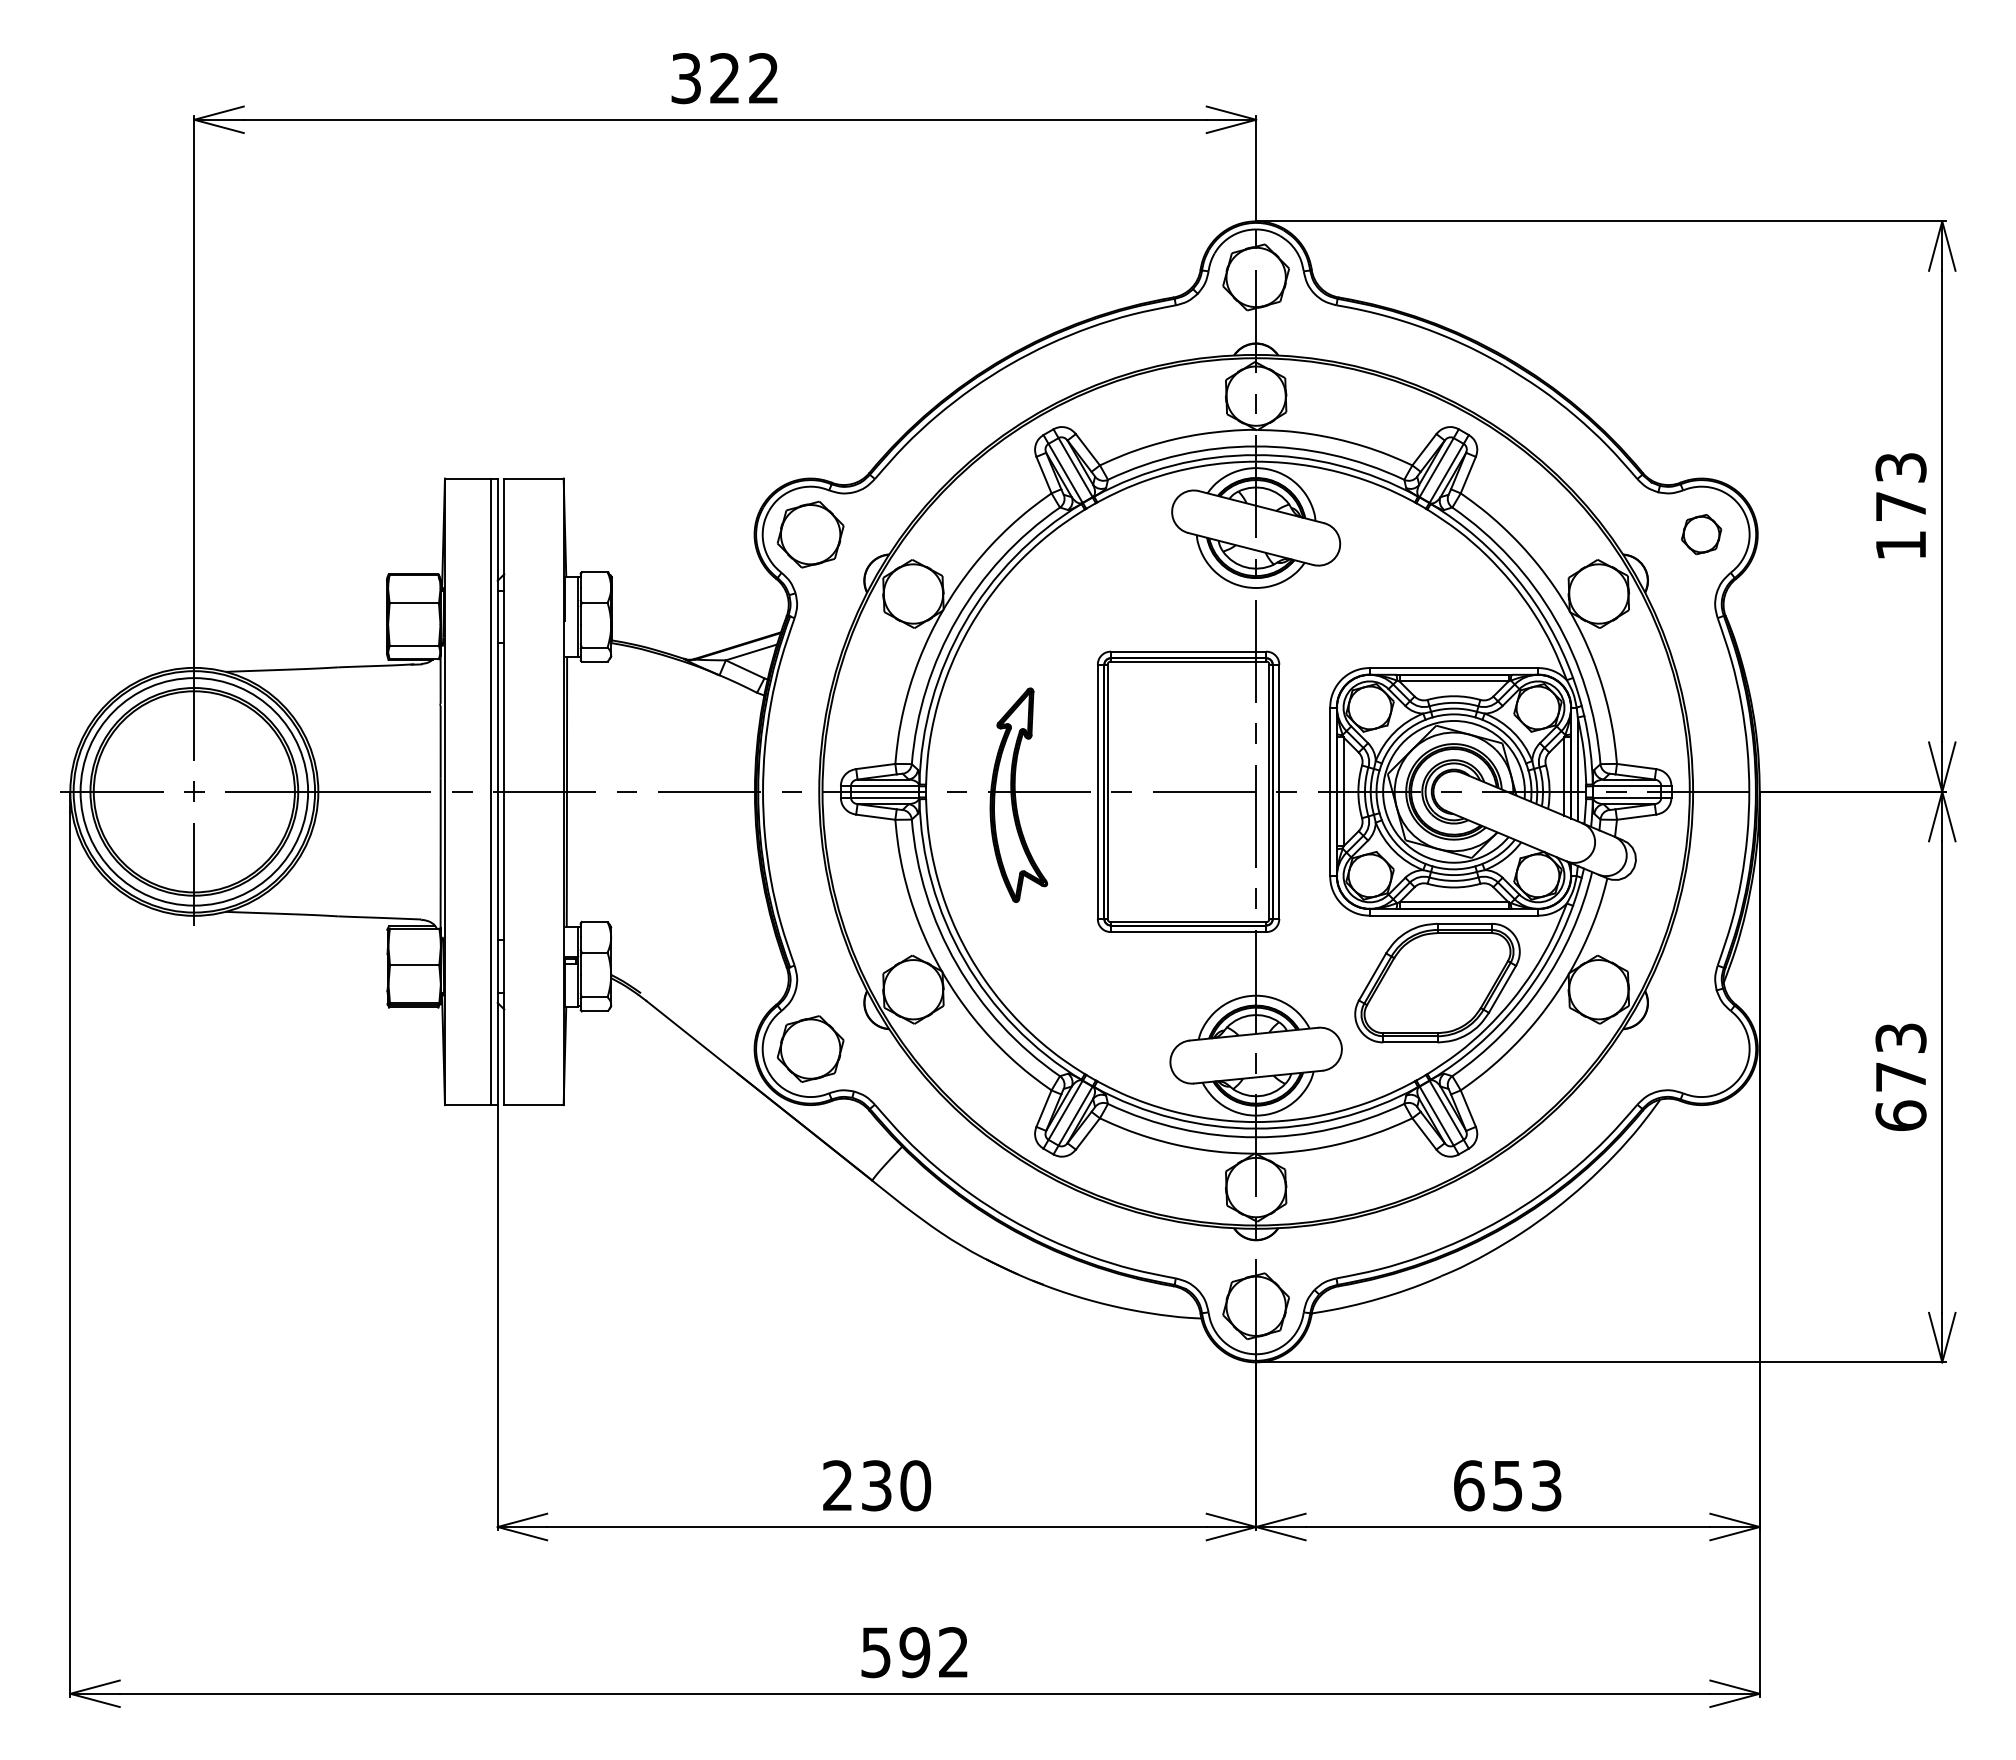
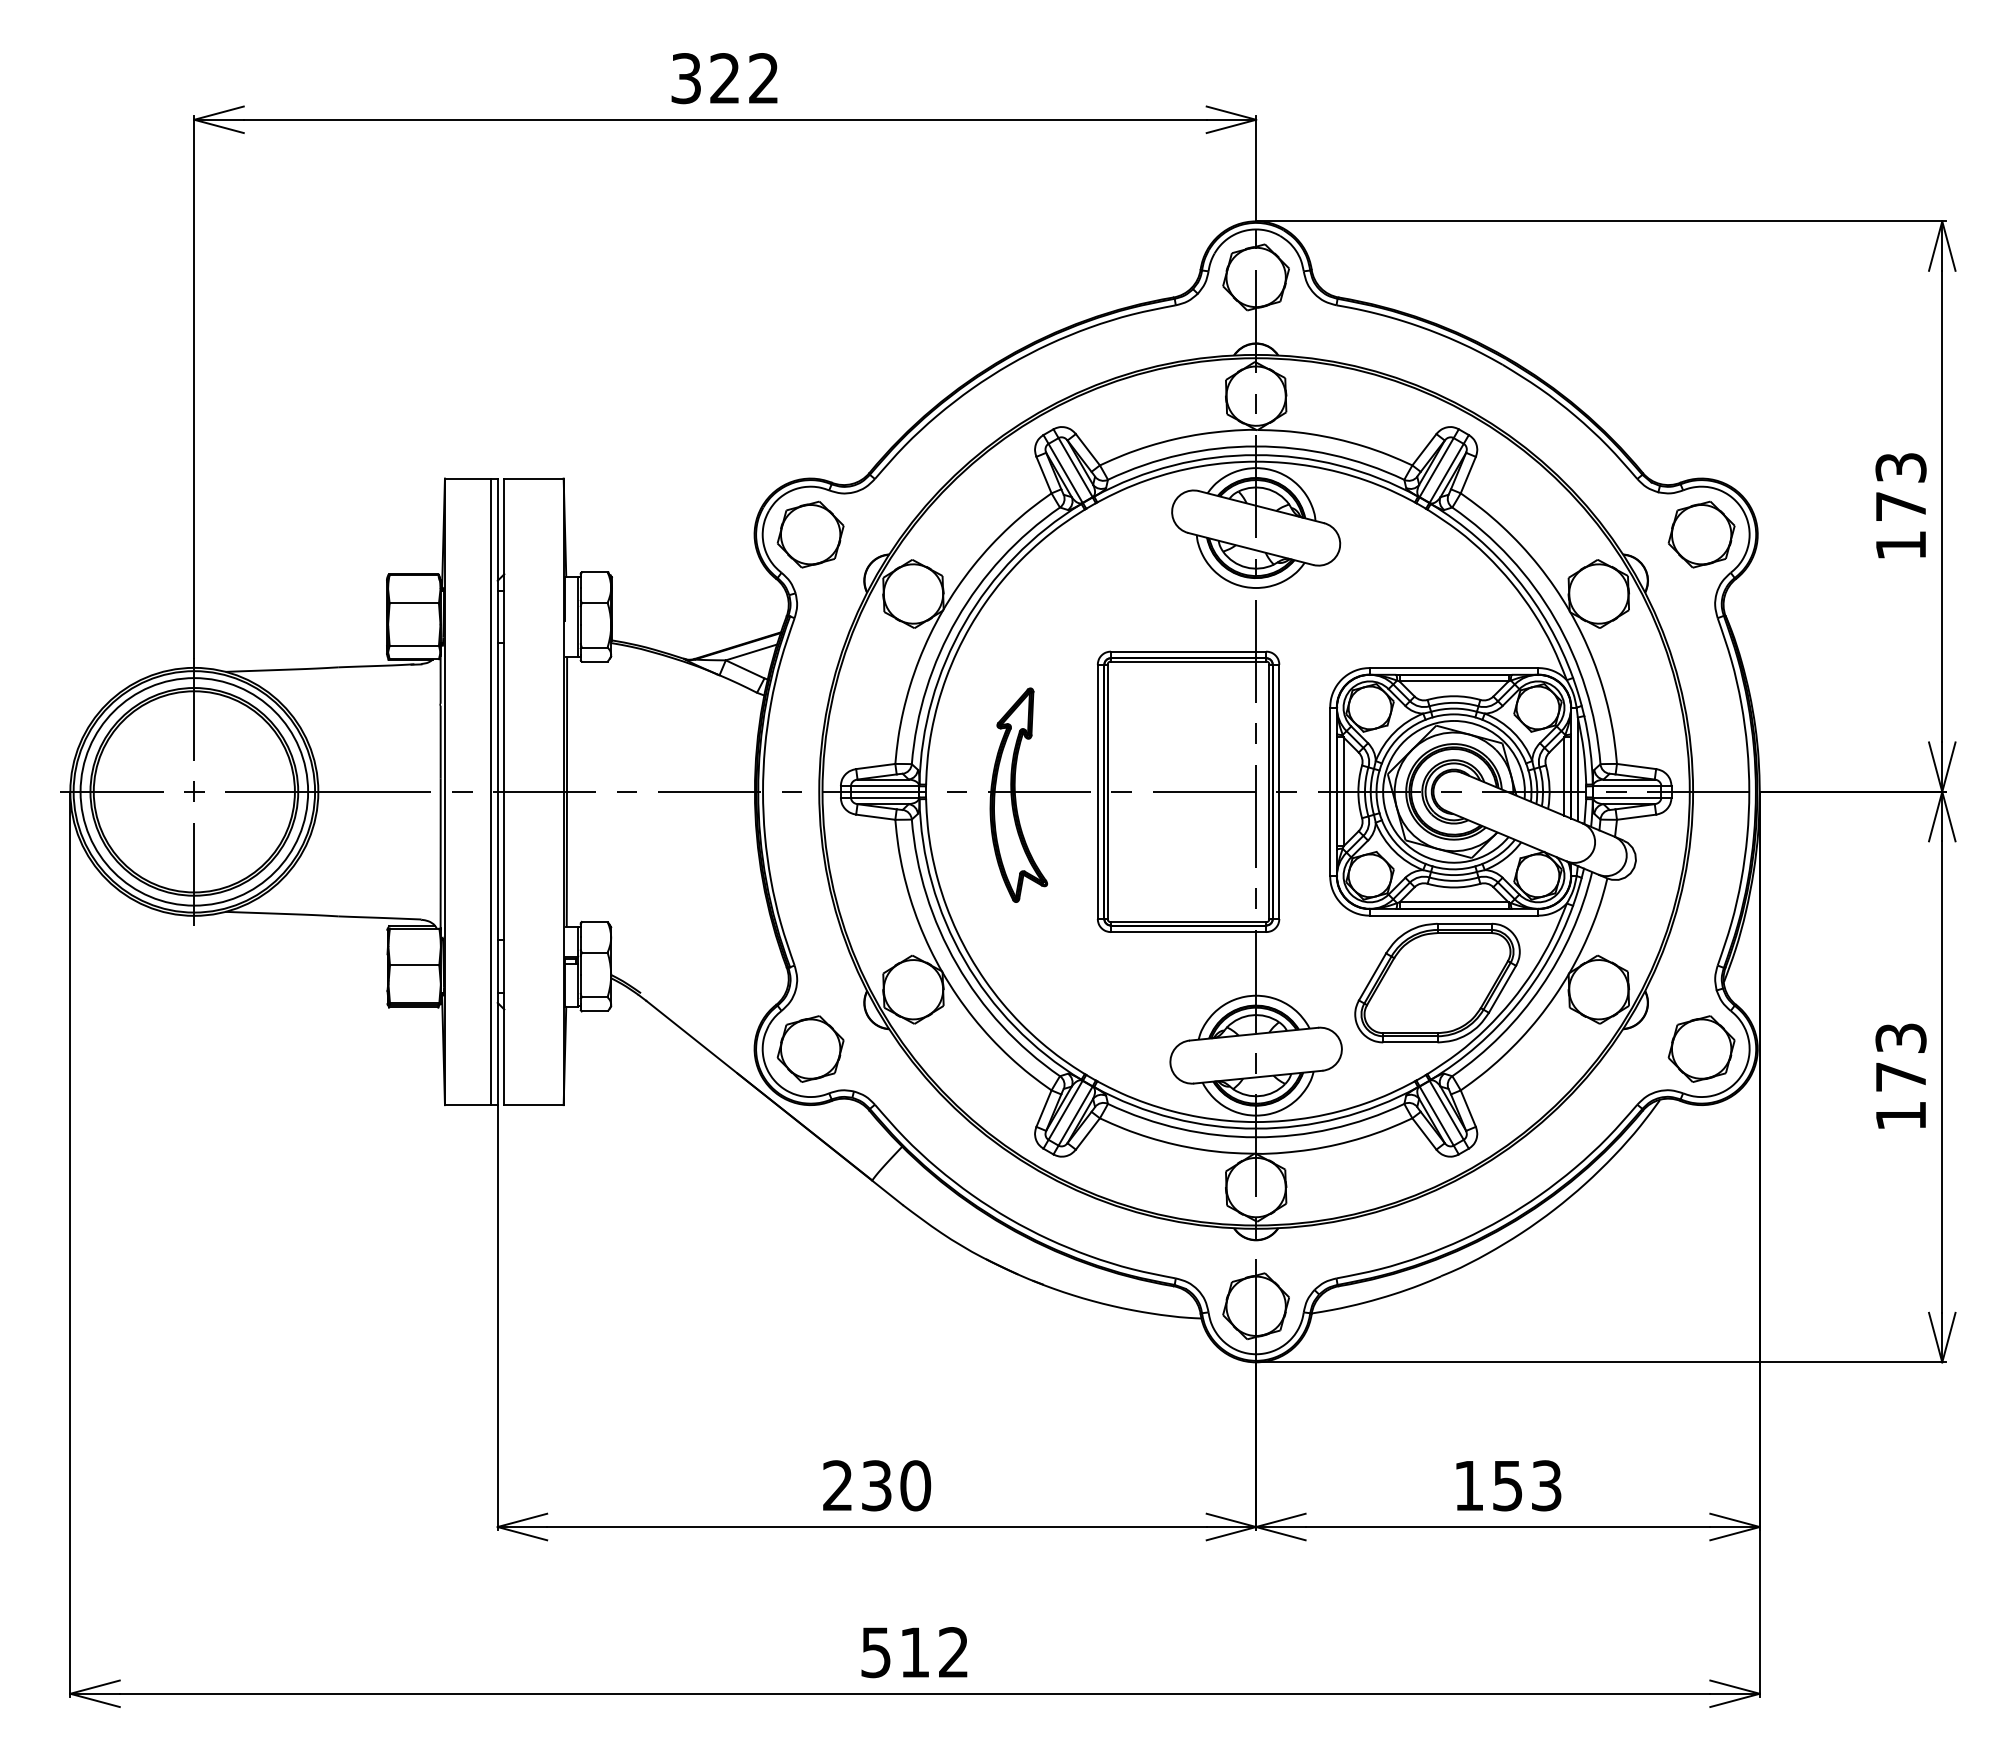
part size: 42x42 px -> 69x69 px (1701, 534)
part: none -> present (1701, 1048)
text: 673 -> 173 (1900, 1115)
text: 653 -> 153 (1469, 1485)
text: 592 -> 512 (914, 1652)
